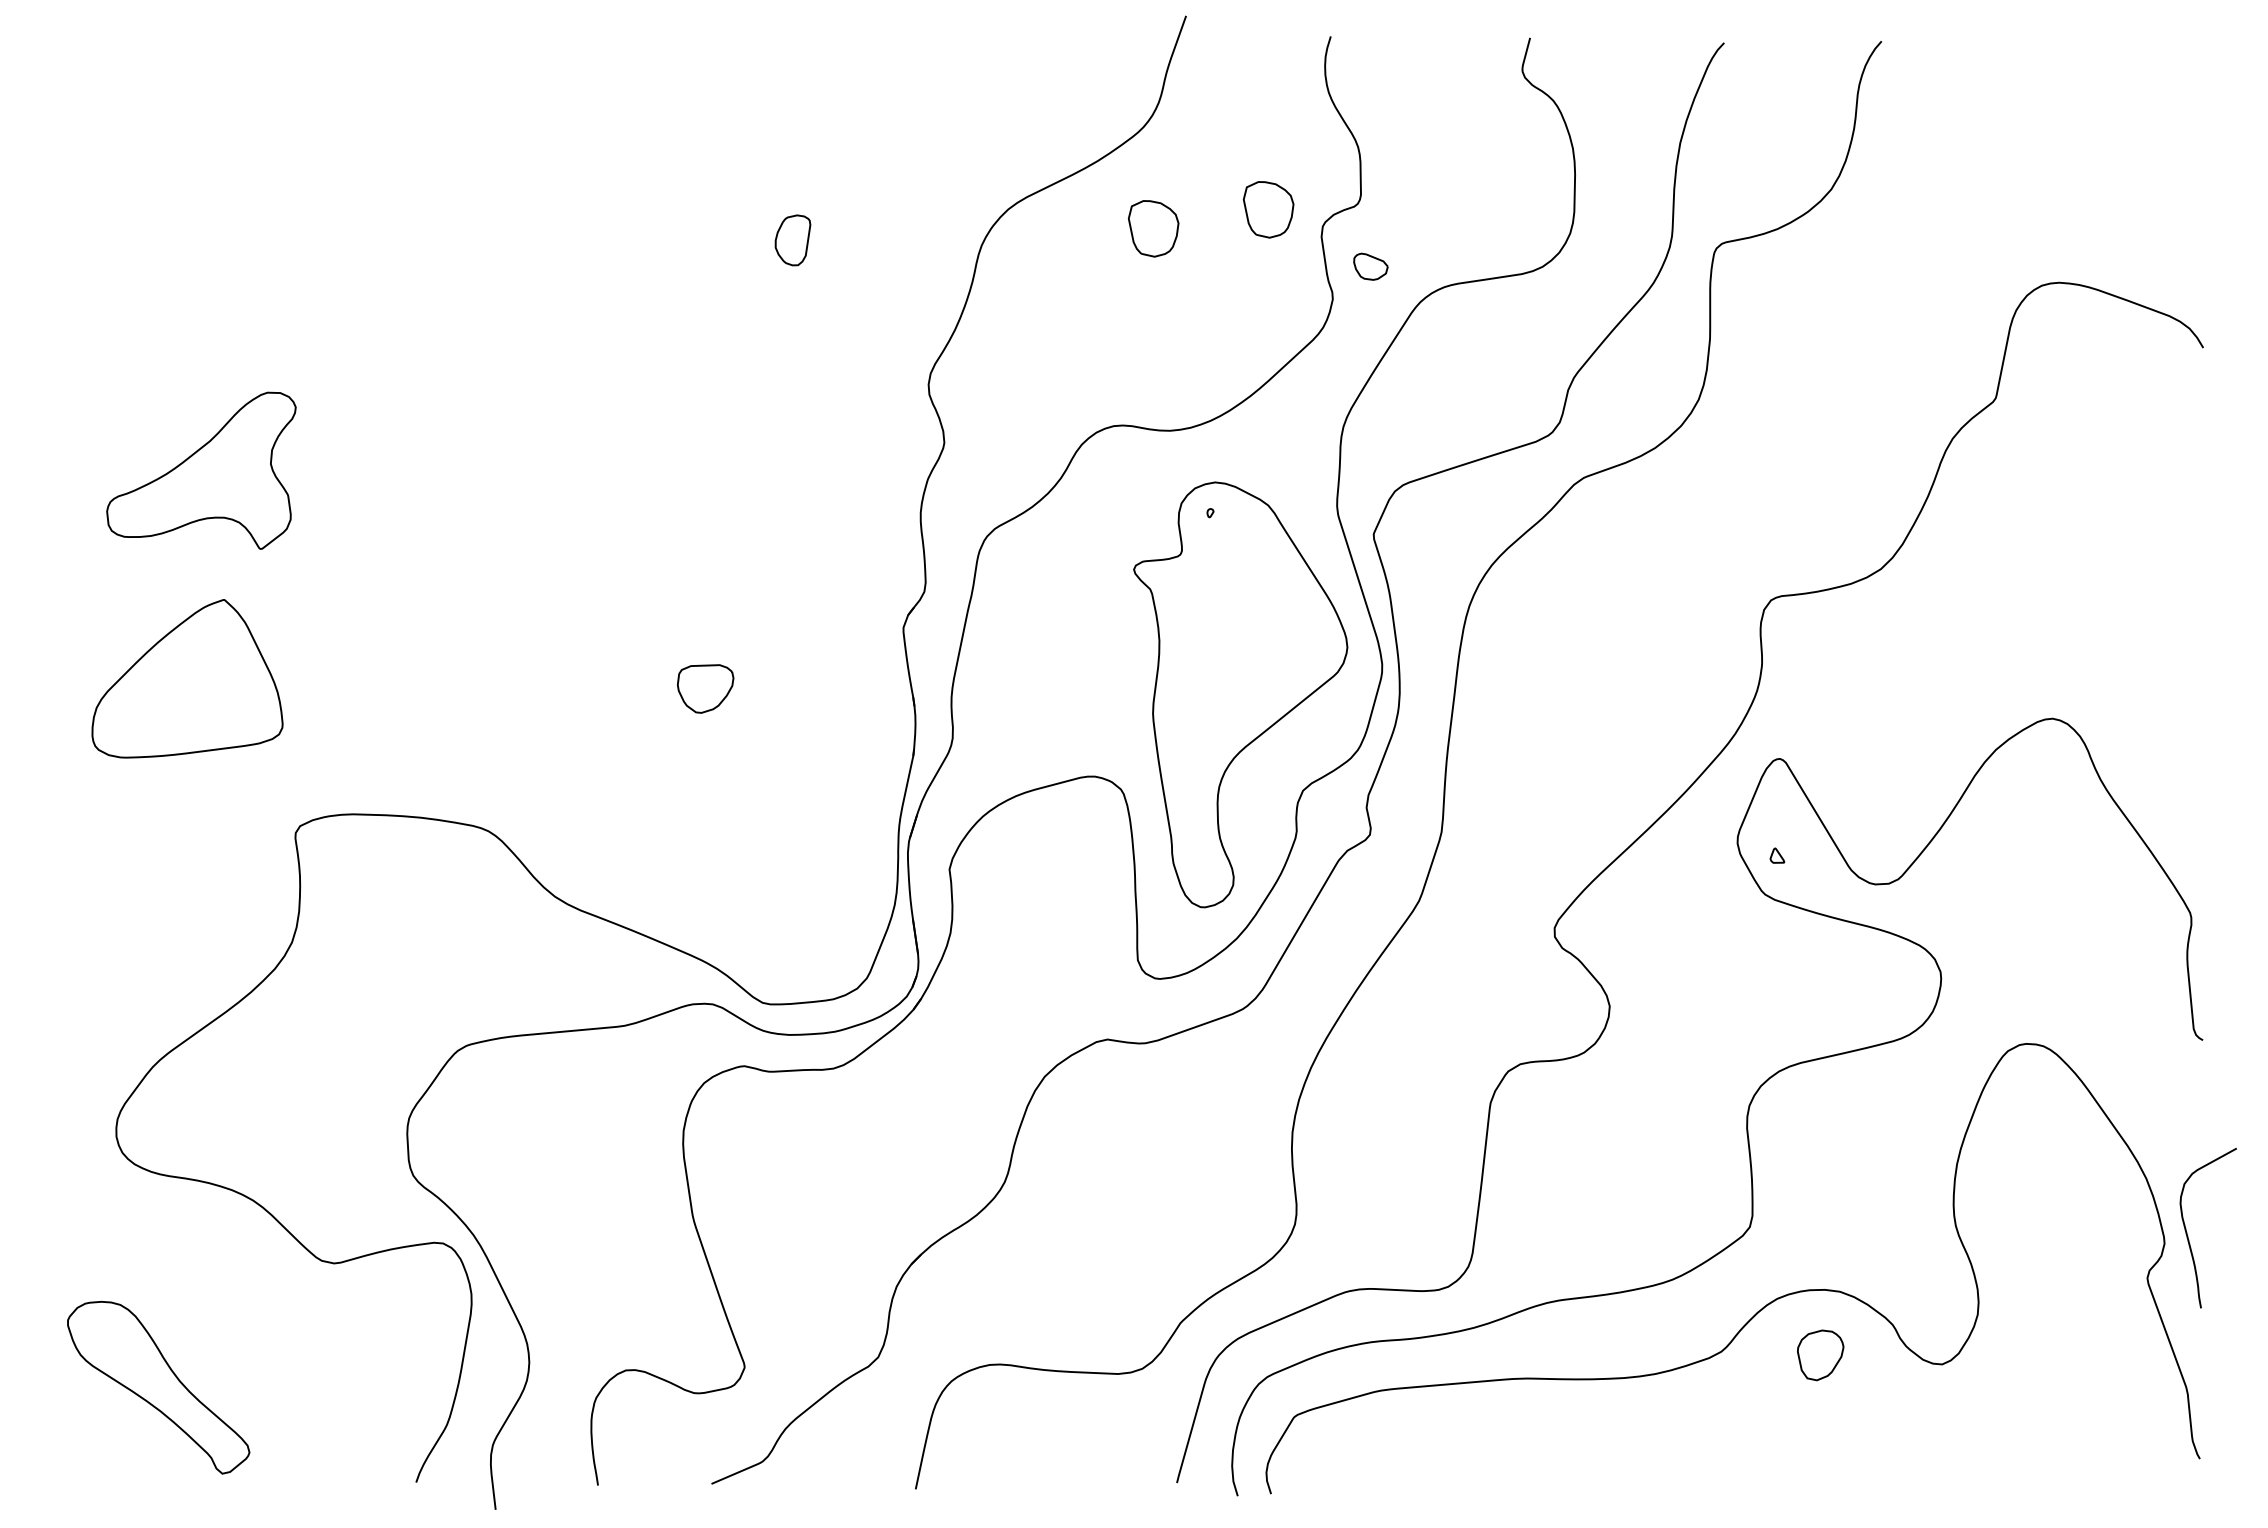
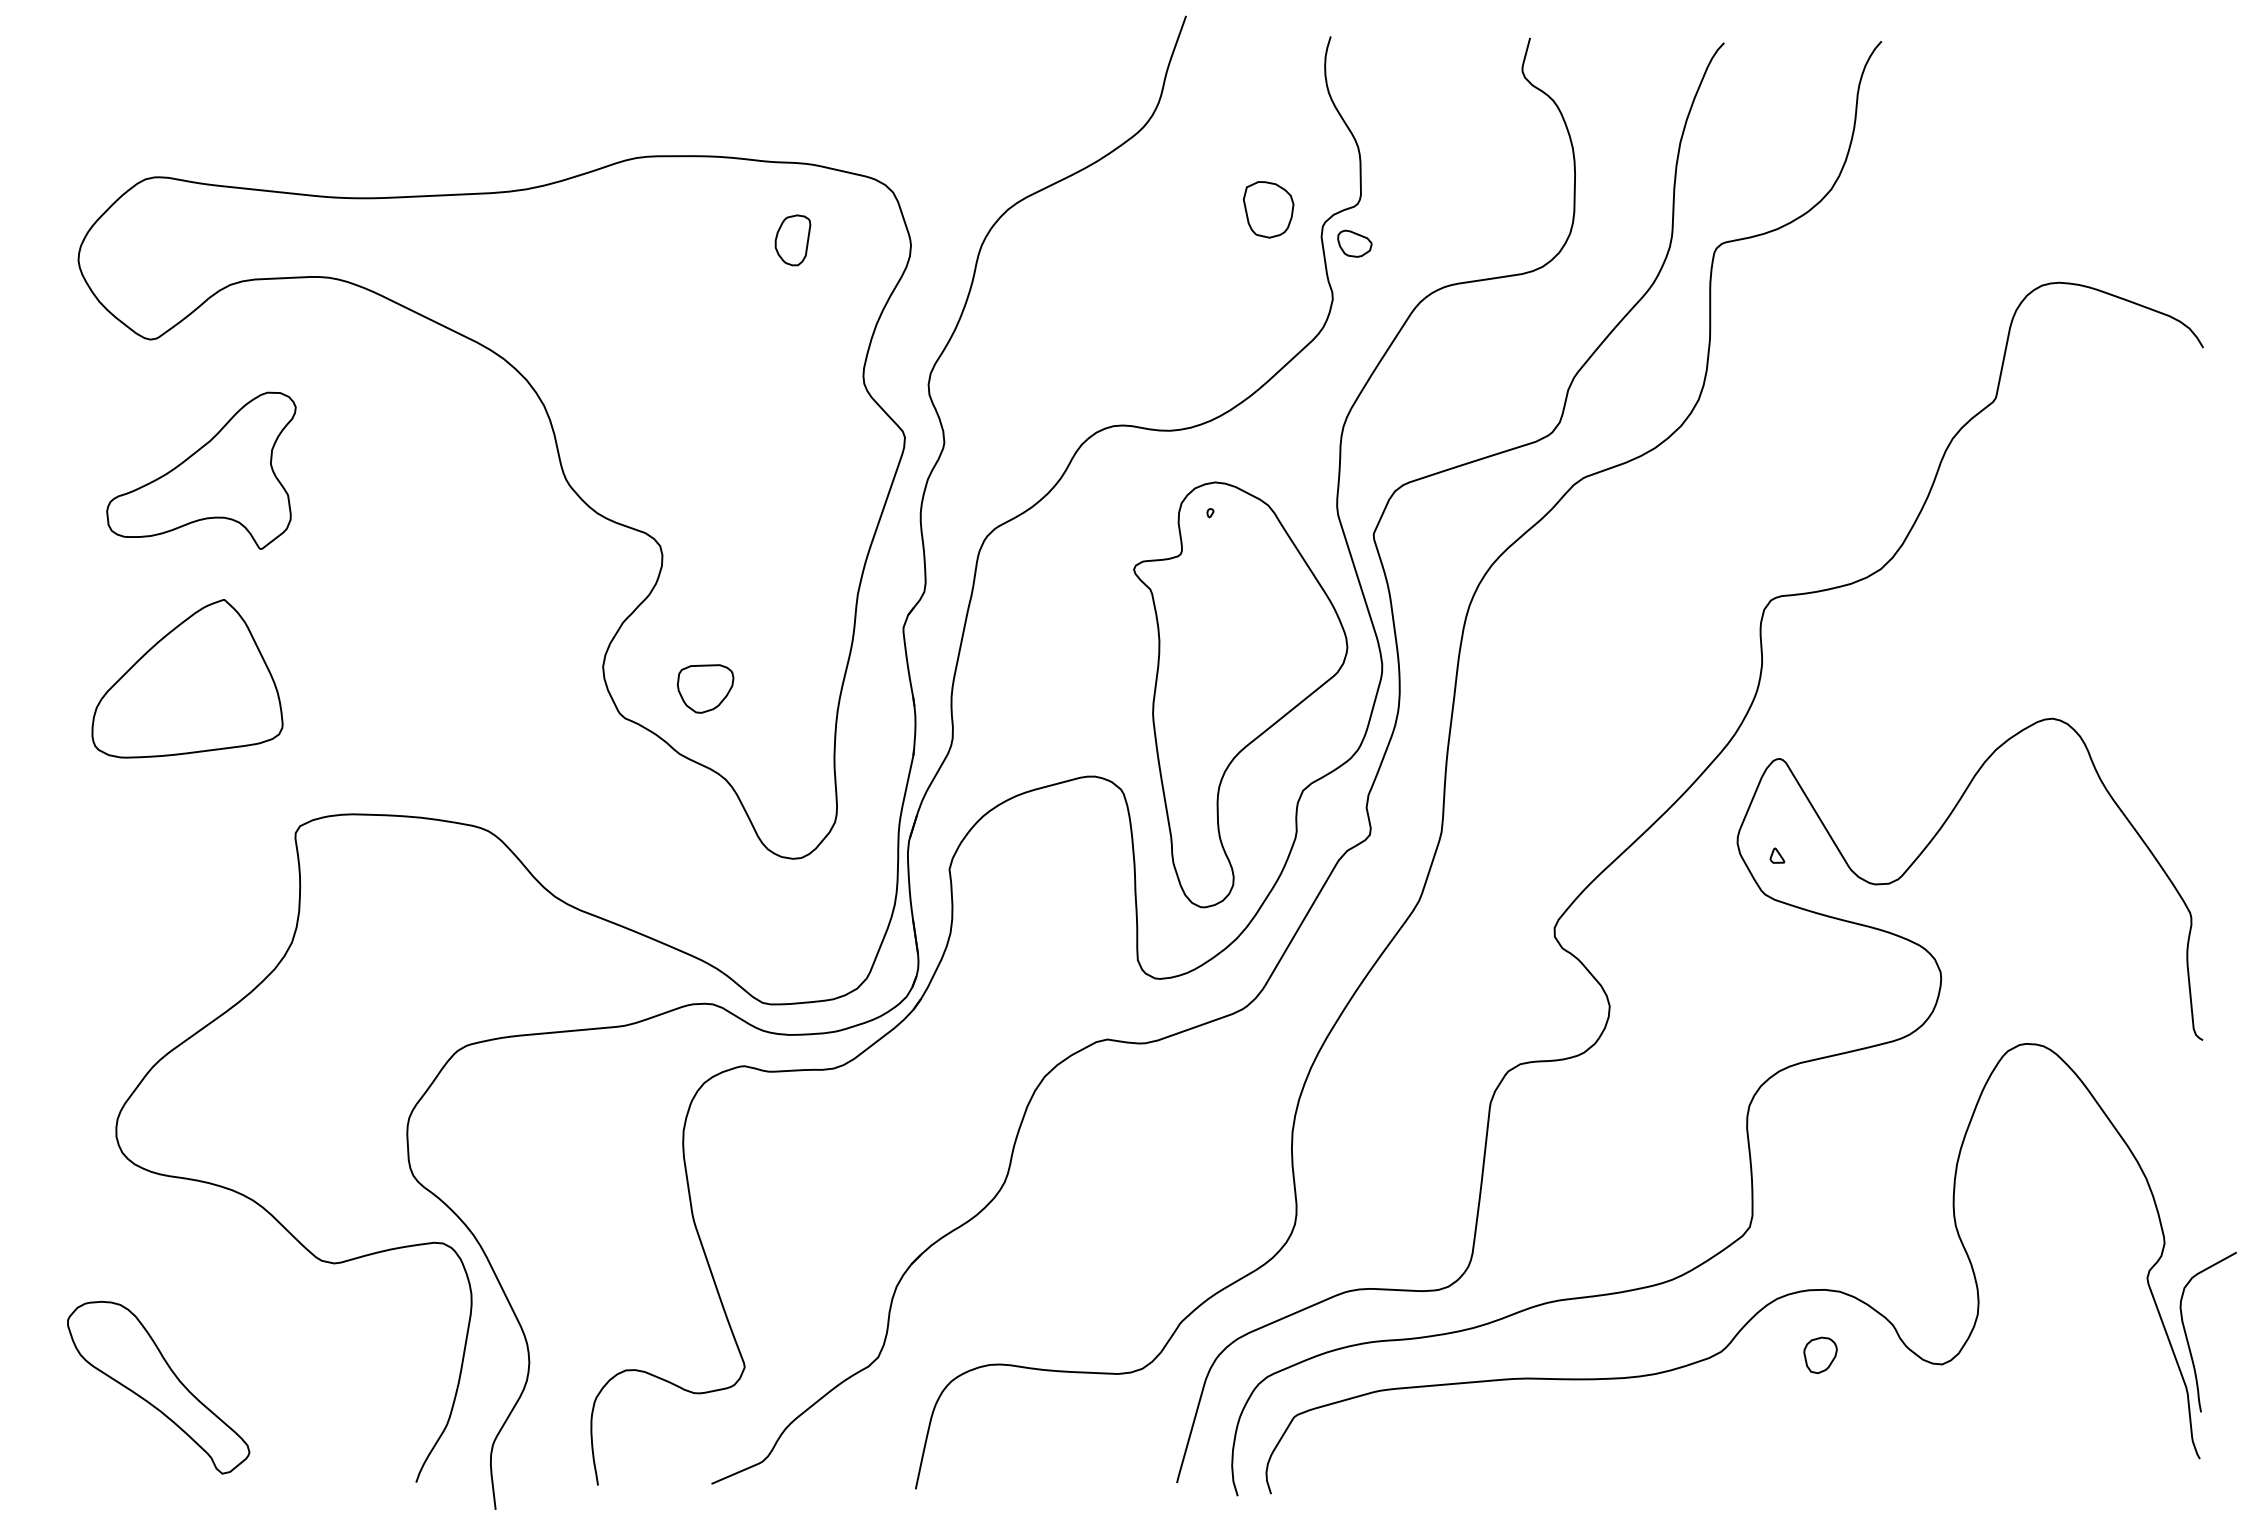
part: present -> none (1153, 228)
part position: (1370, 266) -> (1354, 243) (1354, 243)
part: none -> present (563, 476)
curve position: (2187, 1232) -> (2187, 1336) (2187, 1336)
part size: 48x53 px -> 35x39 px (1820, 1355)
